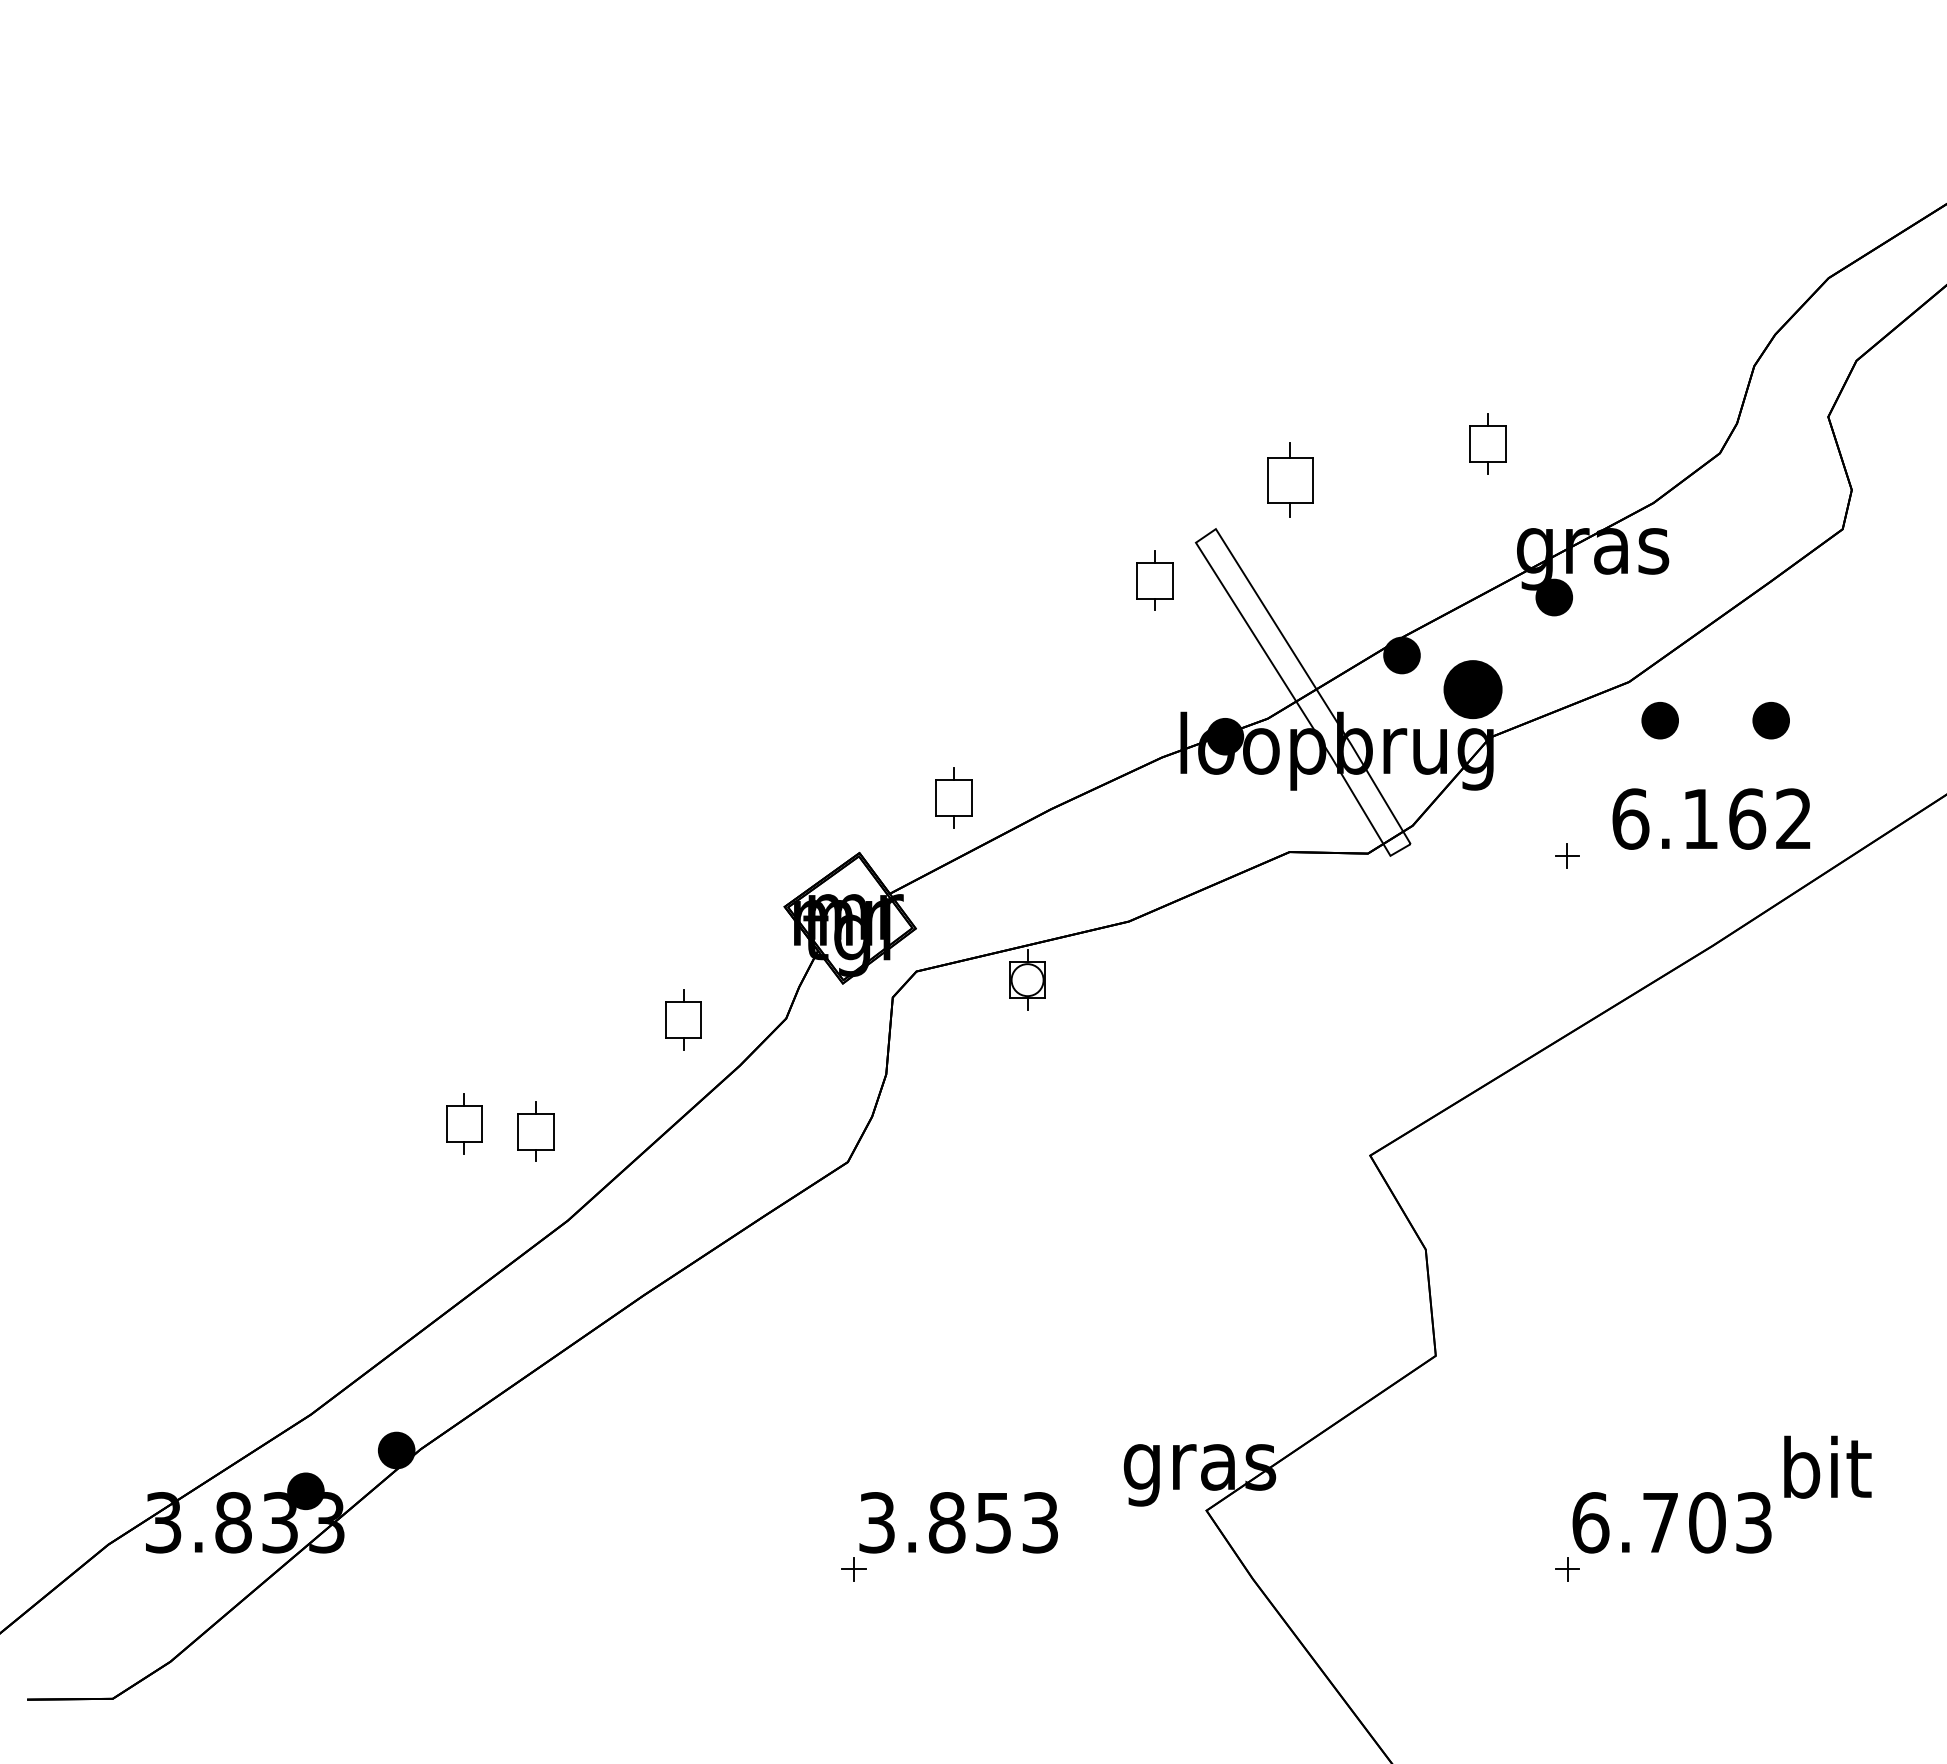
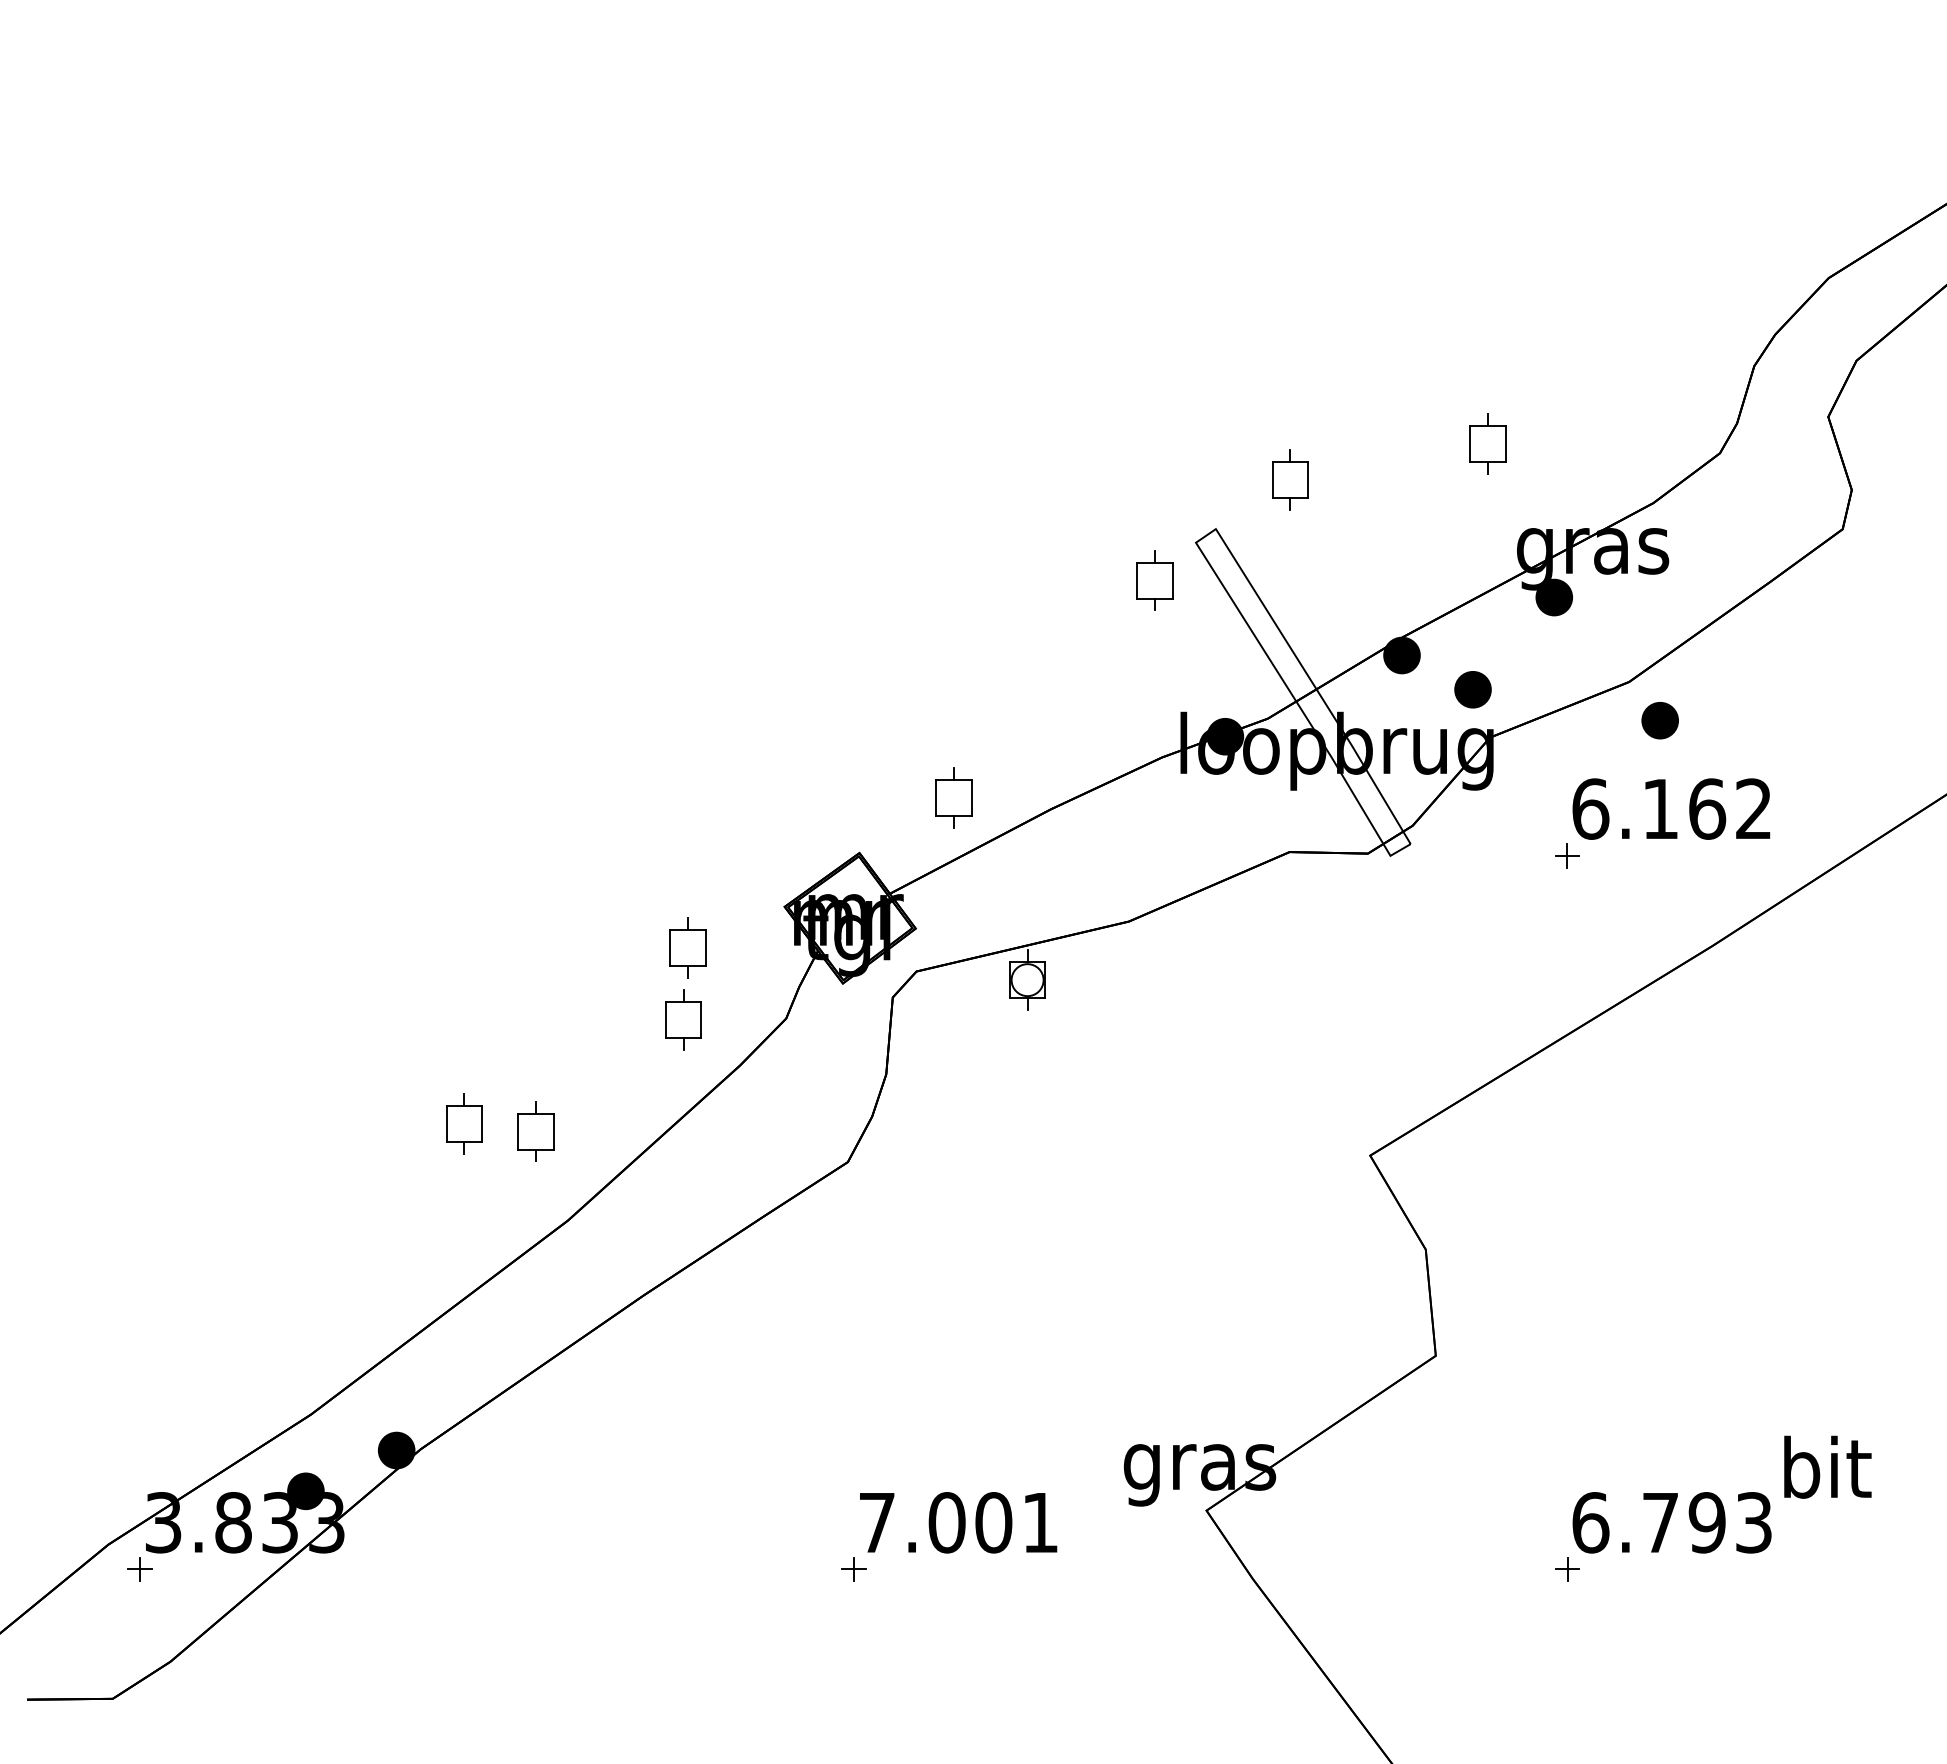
part size: 47x76 px -> 37x62 px (1290, 479)
part size: 60x59 px -> 38x38 px (1472, 689)
part: present -> none (1770, 720)
text position: (1711, 818) -> (1671, 808) (1671, 808)
part: none -> present (687, 947)
text: 3.853 -> 7.001 (958, 1522)
text: 6.703 -> 6.793 (1706, 1522)
part: none -> present (139, 1569)
